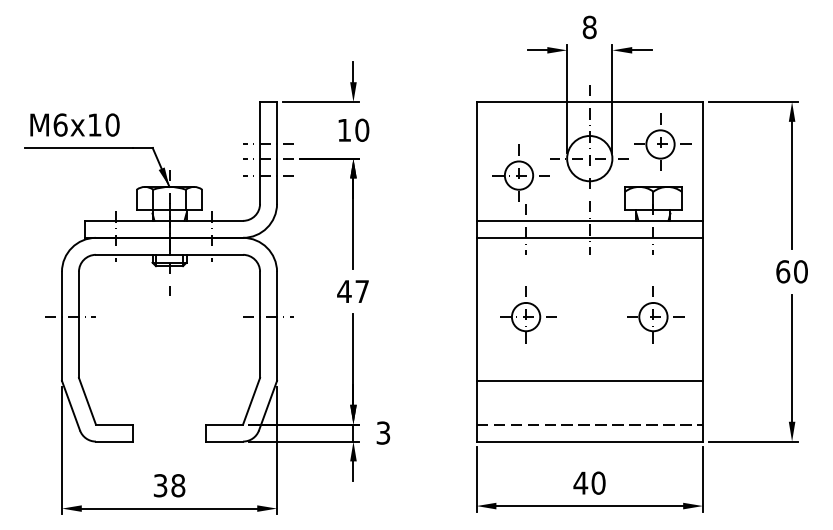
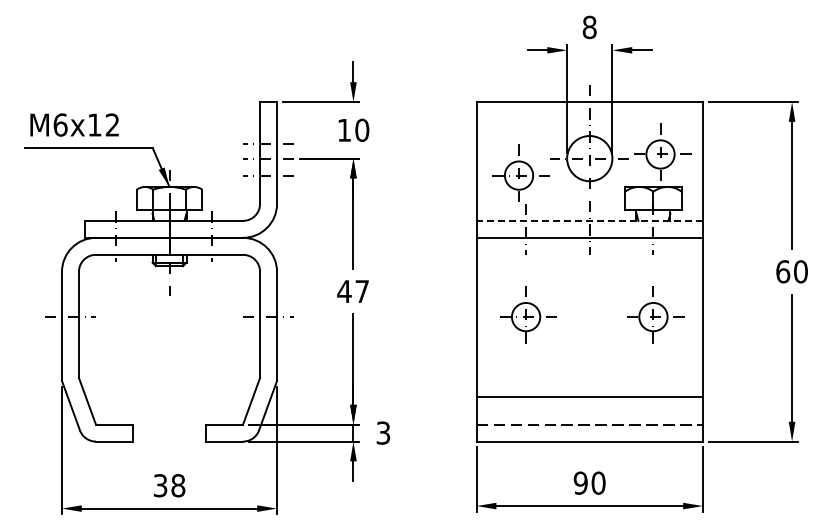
text: M6x10 -> M6x12 (112, 124)
part position: (662, 141) -> (662, 151) (662, 151)
line: solid -> dashed (589, 220)
line position: (589, 380) -> (589, 396) (589, 396)
text: 40 -> 90 (580, 482)
